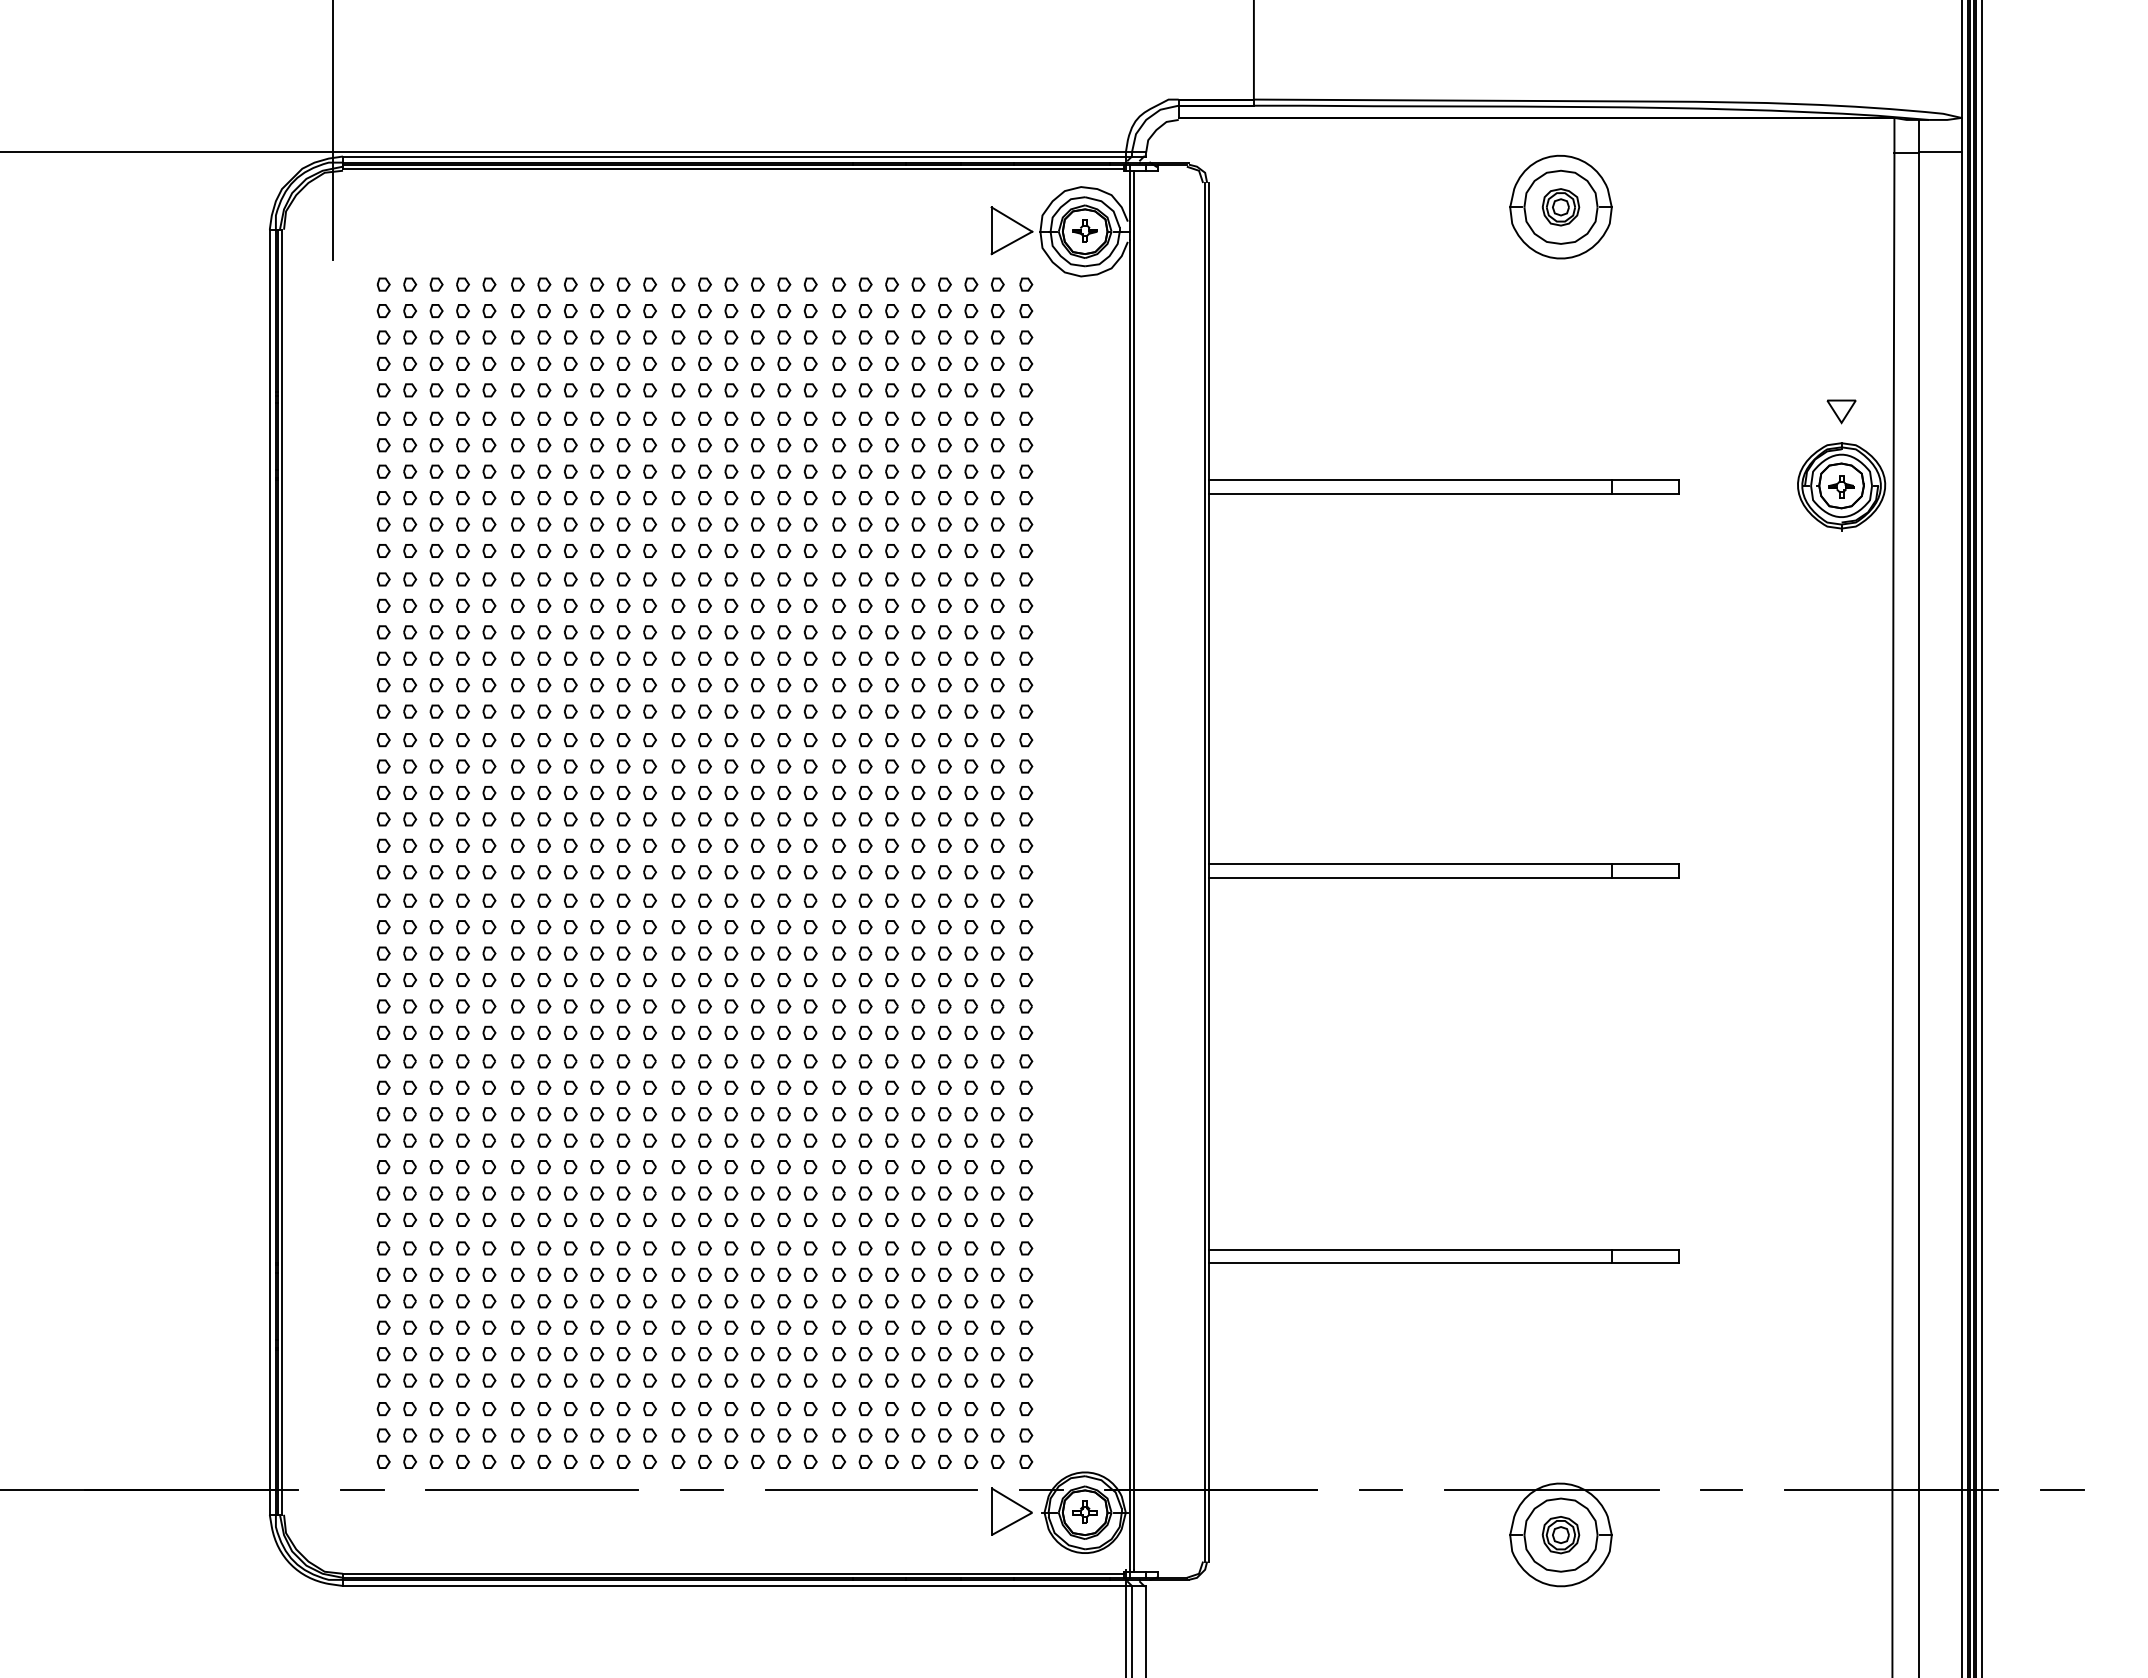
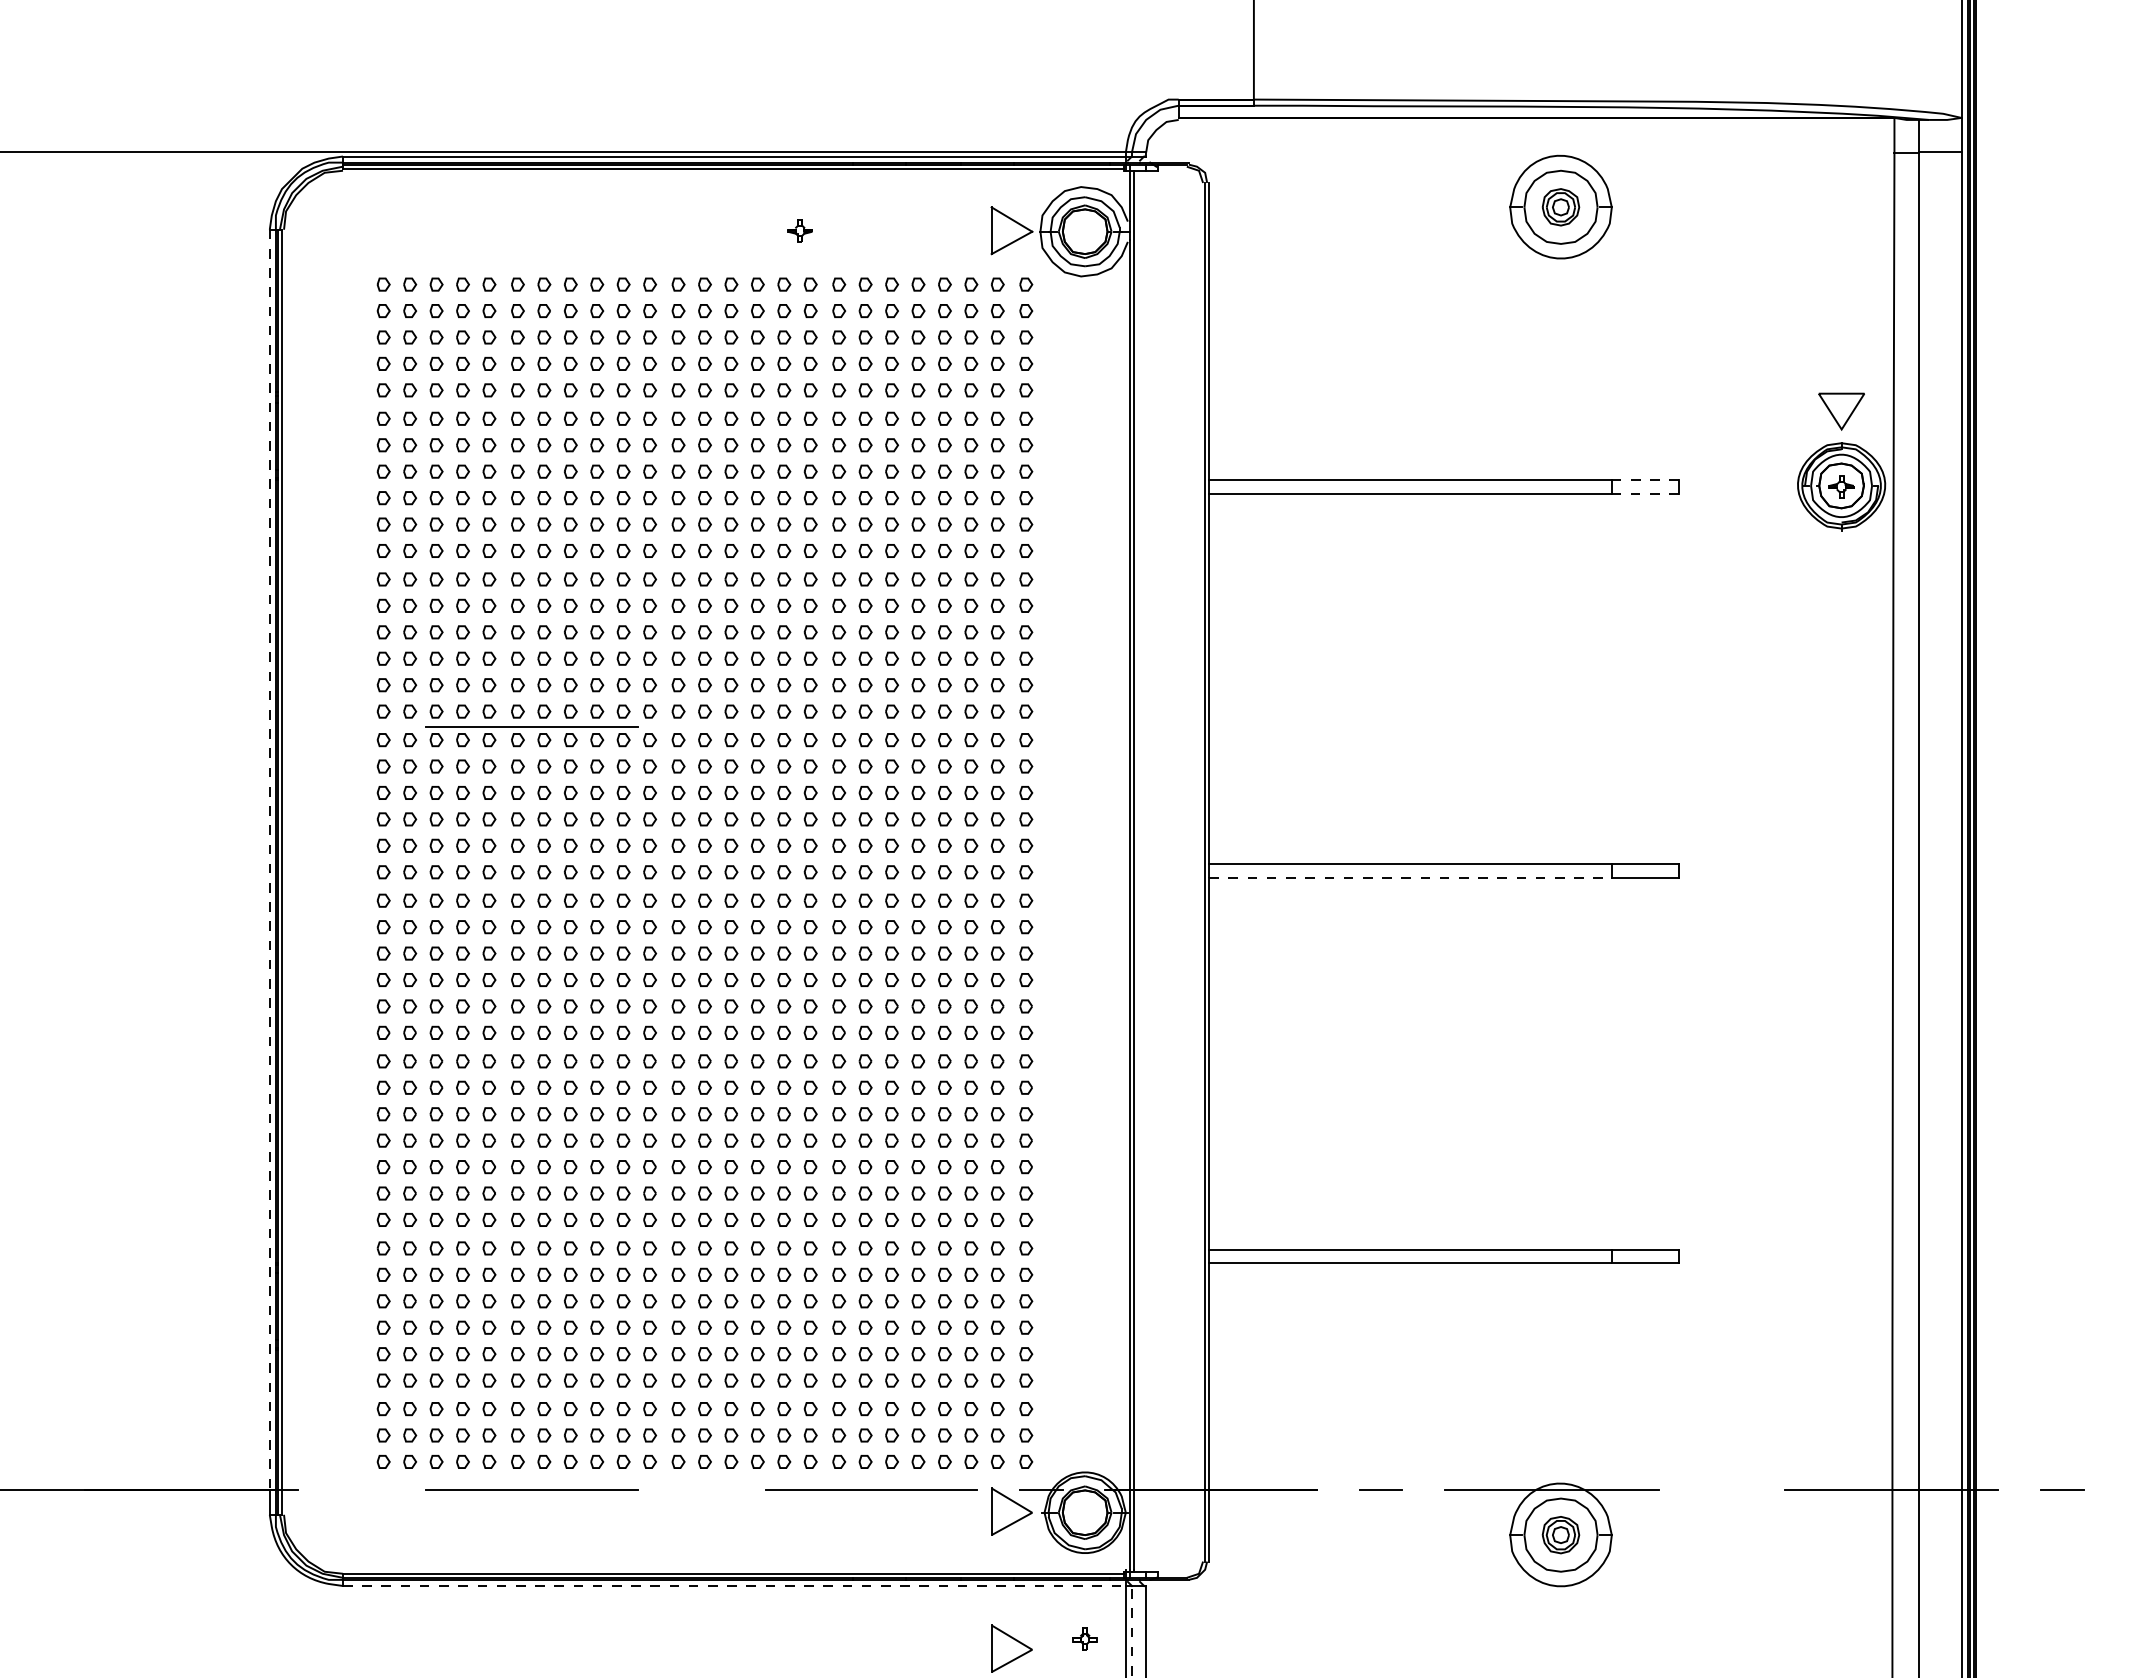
line: present -> none (332, 131)
part position: (1084, 230) -> (799, 230) (799, 230)
part size: 31x26 px -> 47x39 px (1841, 411)
line: solid -> dashed (1645, 479)
line: solid -> dashed (1645, 494)
line: none -> present (531, 726)
line: present -> none (1981, 838)
line: solid -> dashed (269, 860)
line: solid -> dashed (1411, 878)
line: present -> none (701, 1489)
line: present -> none (361, 1490)
line: present -> none (1721, 1490)
part position: (1084, 1511) -> (1084, 1638) (1084, 1638)
line: solid -> dashed (734, 1585)
line: solid -> dashed (1131, 1631)
part: none -> present (1011, 1648)
